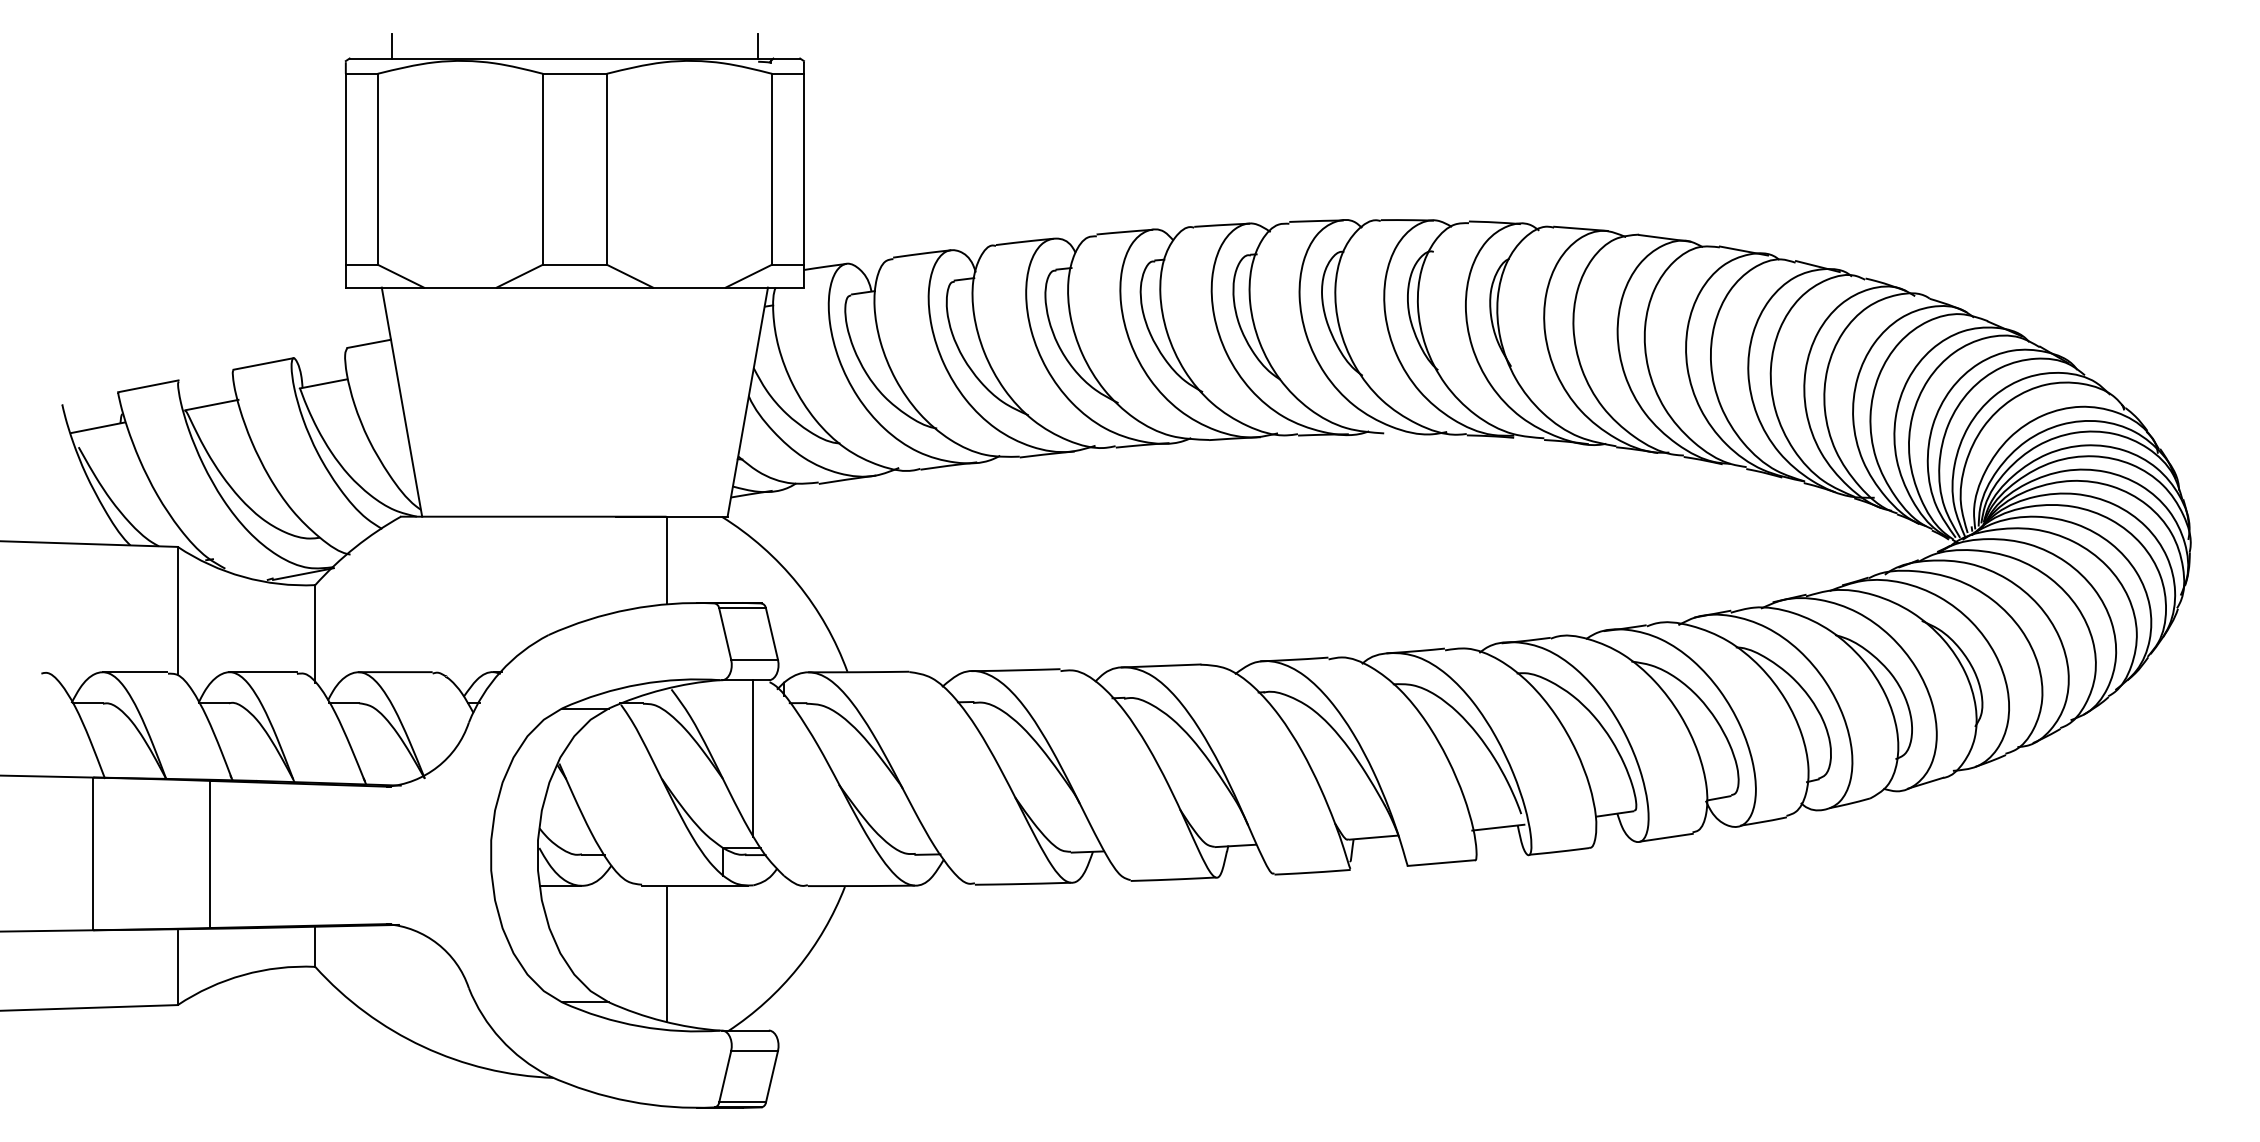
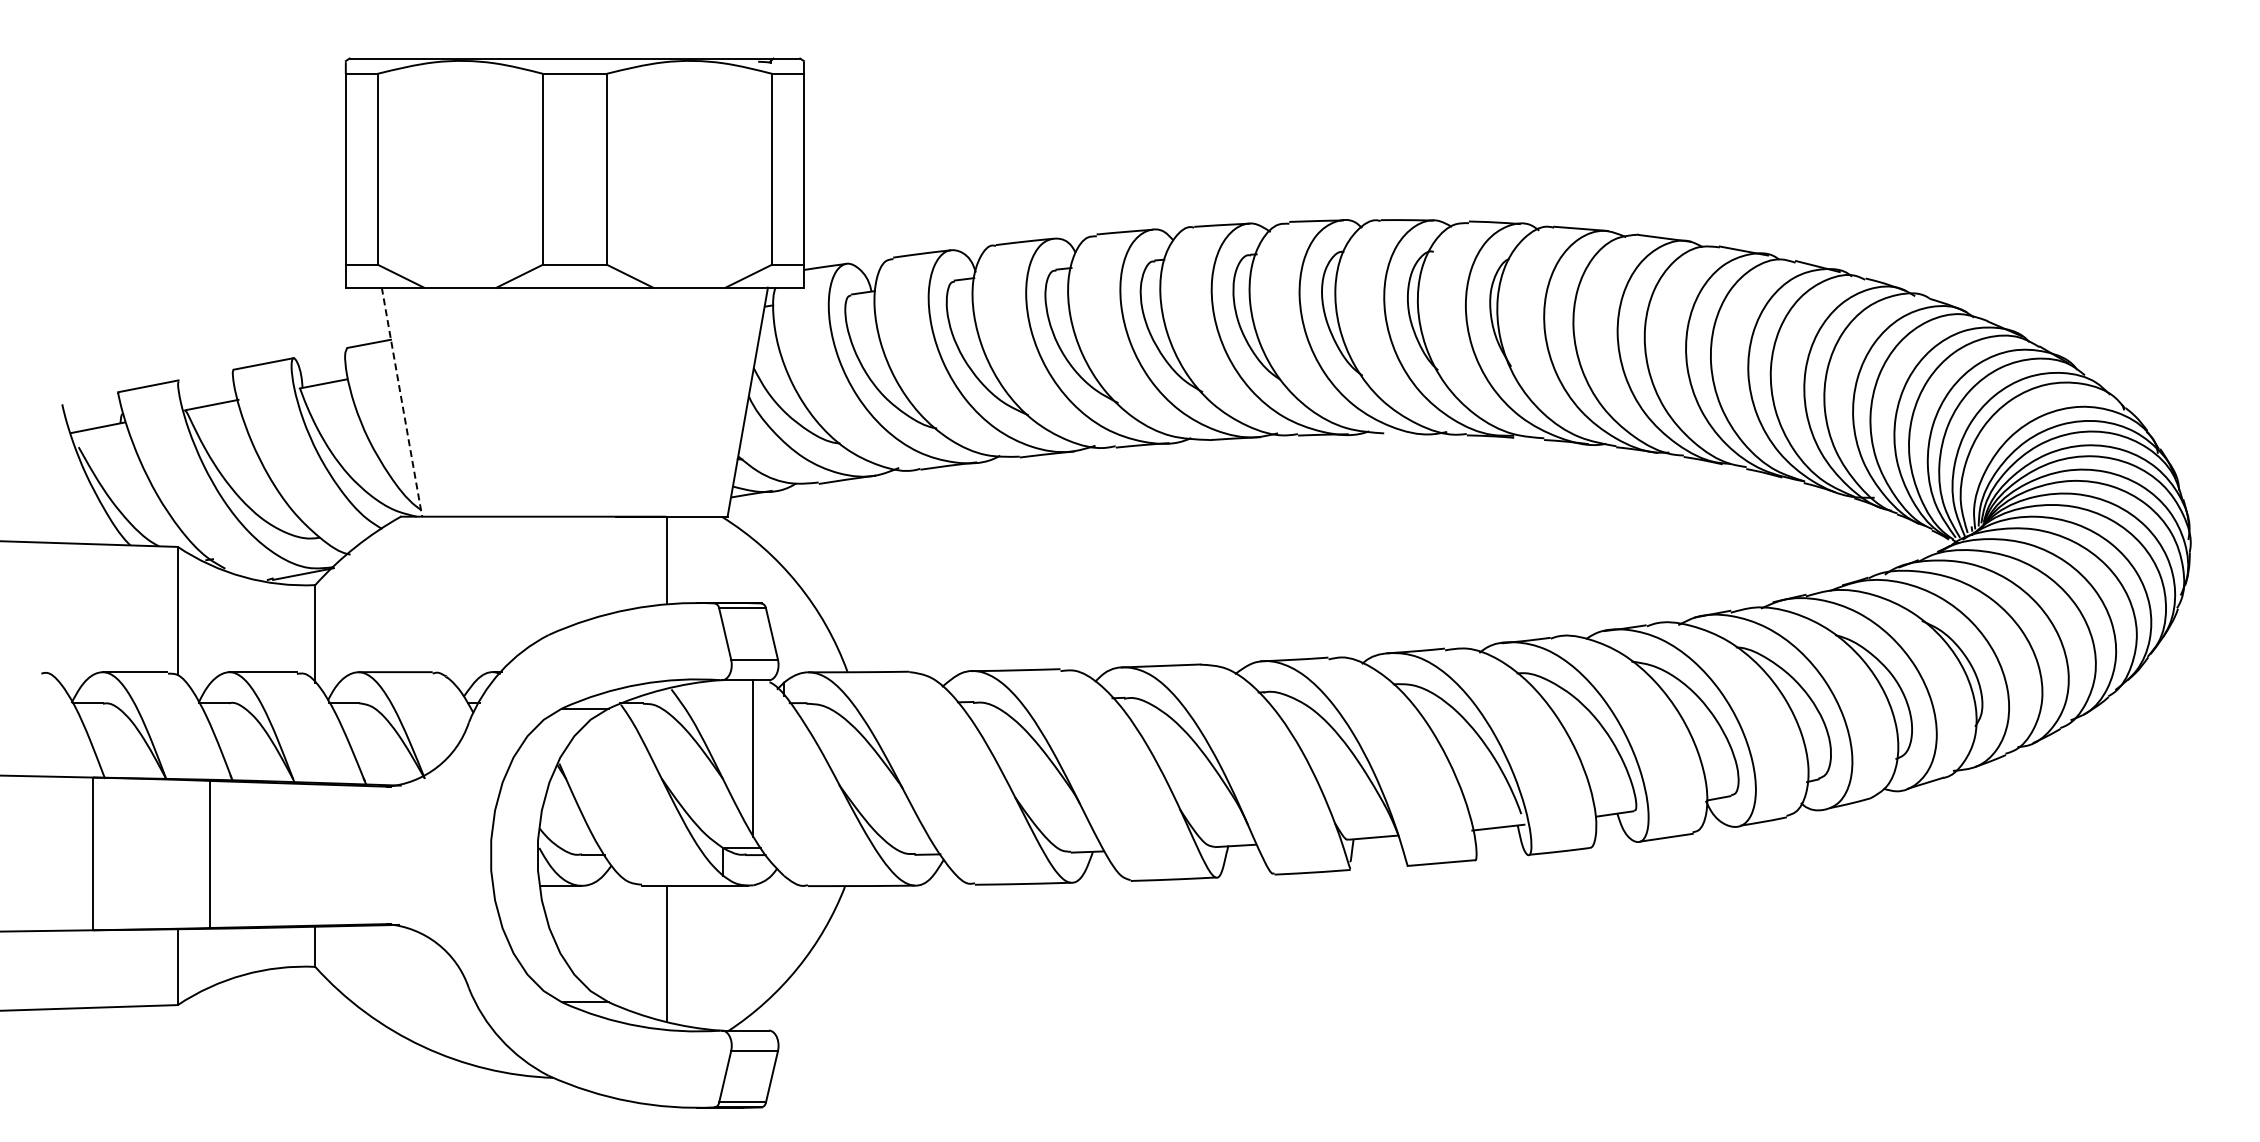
line: present -> none (391, 46)
line: present -> none (758, 46)
line: solid -> dashed (402, 402)
